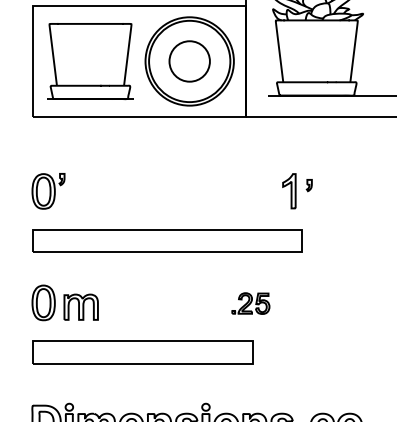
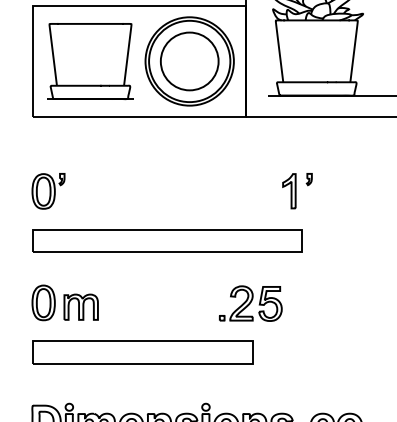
circle diameter: 40 px -> 58 px (189, 61)
part position: (308, 185) -> (308, 179) (308, 179)
part size: 40x23 px -> 64x37 px (250, 303)
